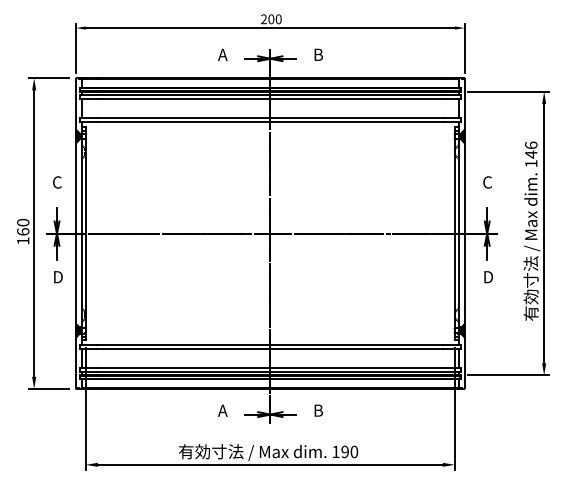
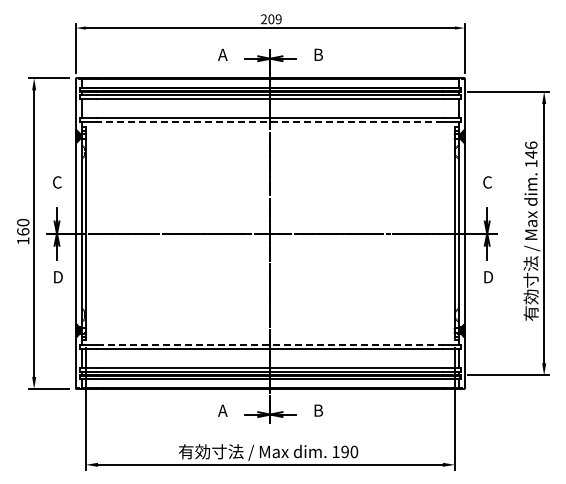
text: 200 -> 209 (278, 19)
line: solid -> dashed (270, 122)
line: solid -> dashed (270, 344)
